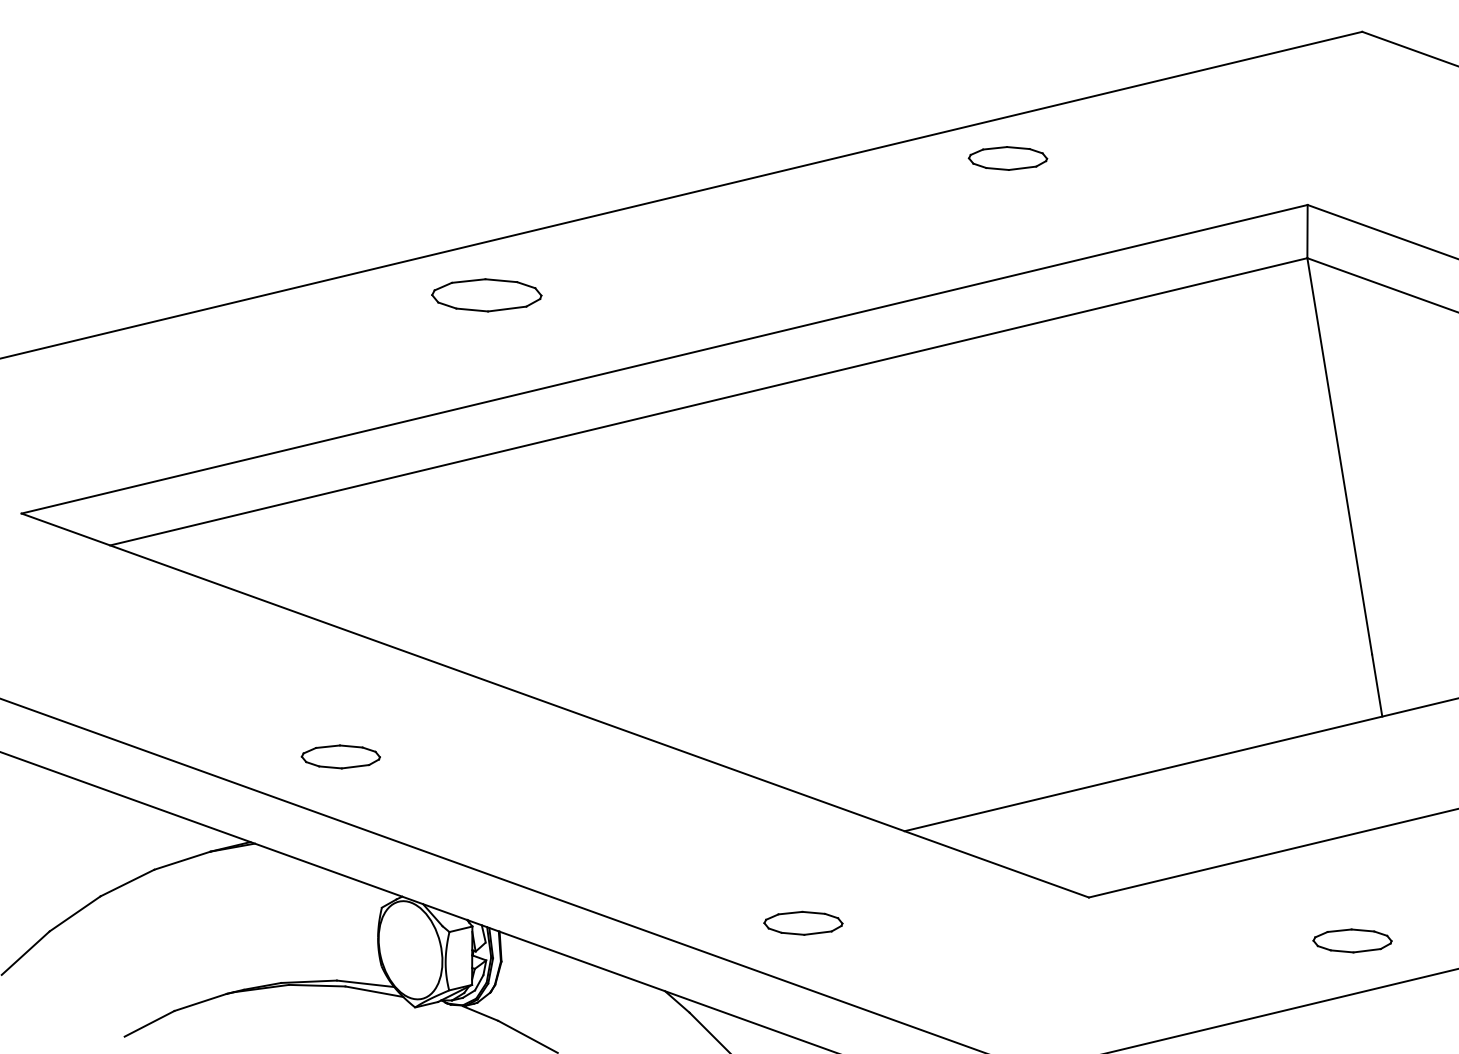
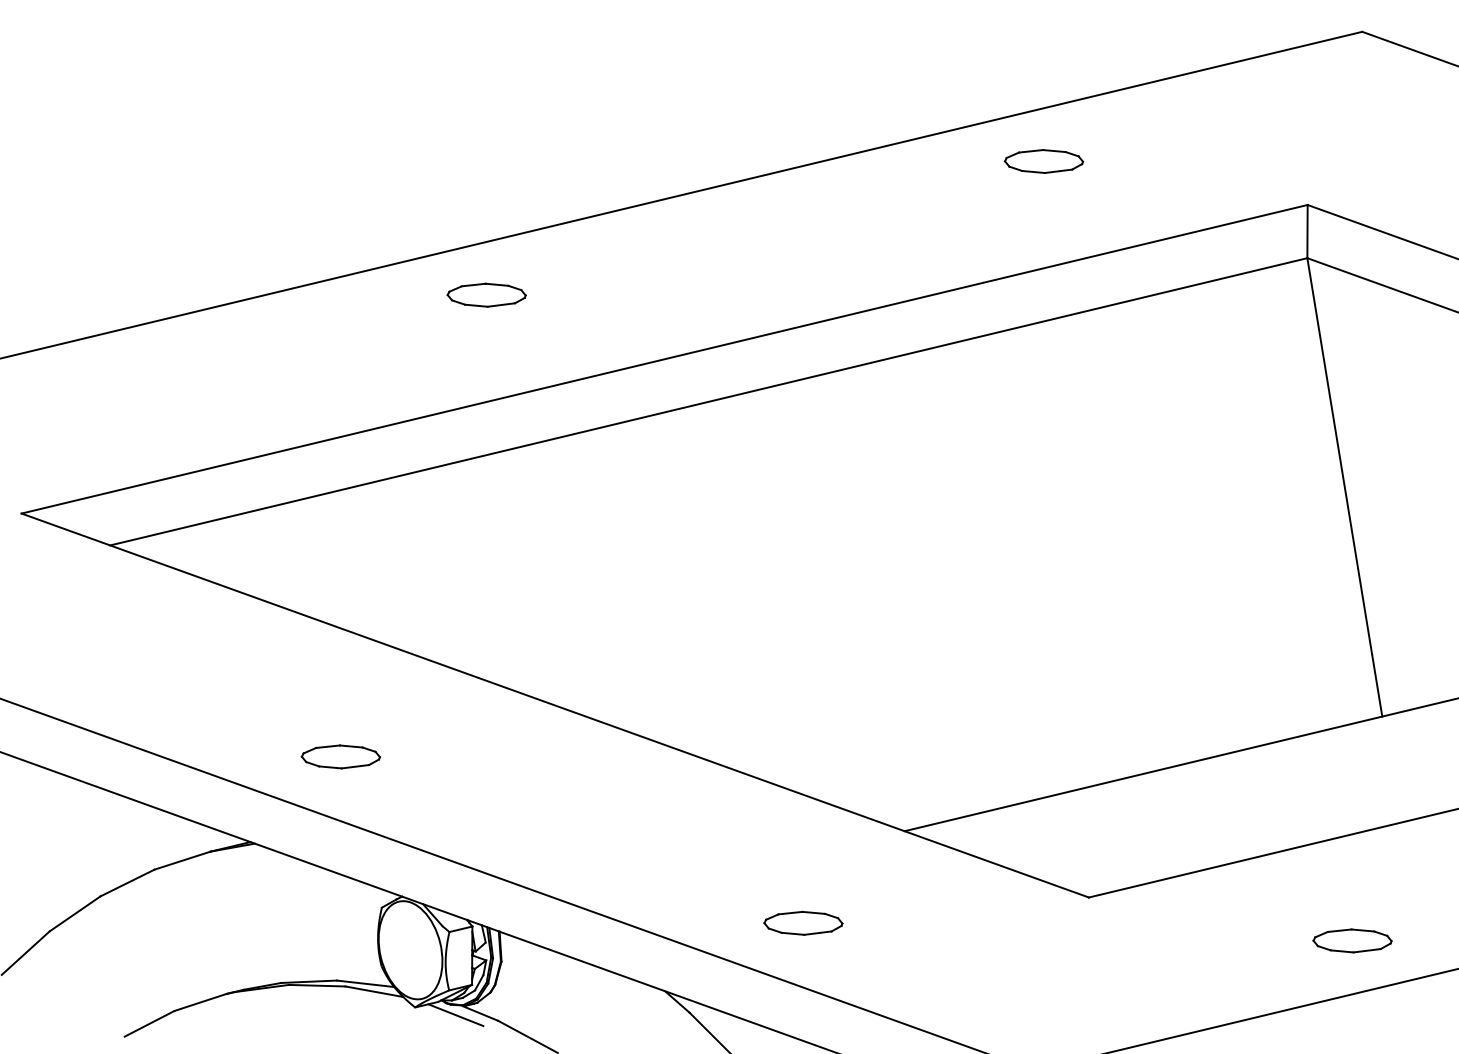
part position: (1007, 158) -> (1043, 161) (1043, 161)
part size: 112x35 px -> 81x26 px (486, 294)
line: none -> present (455, 1015)
